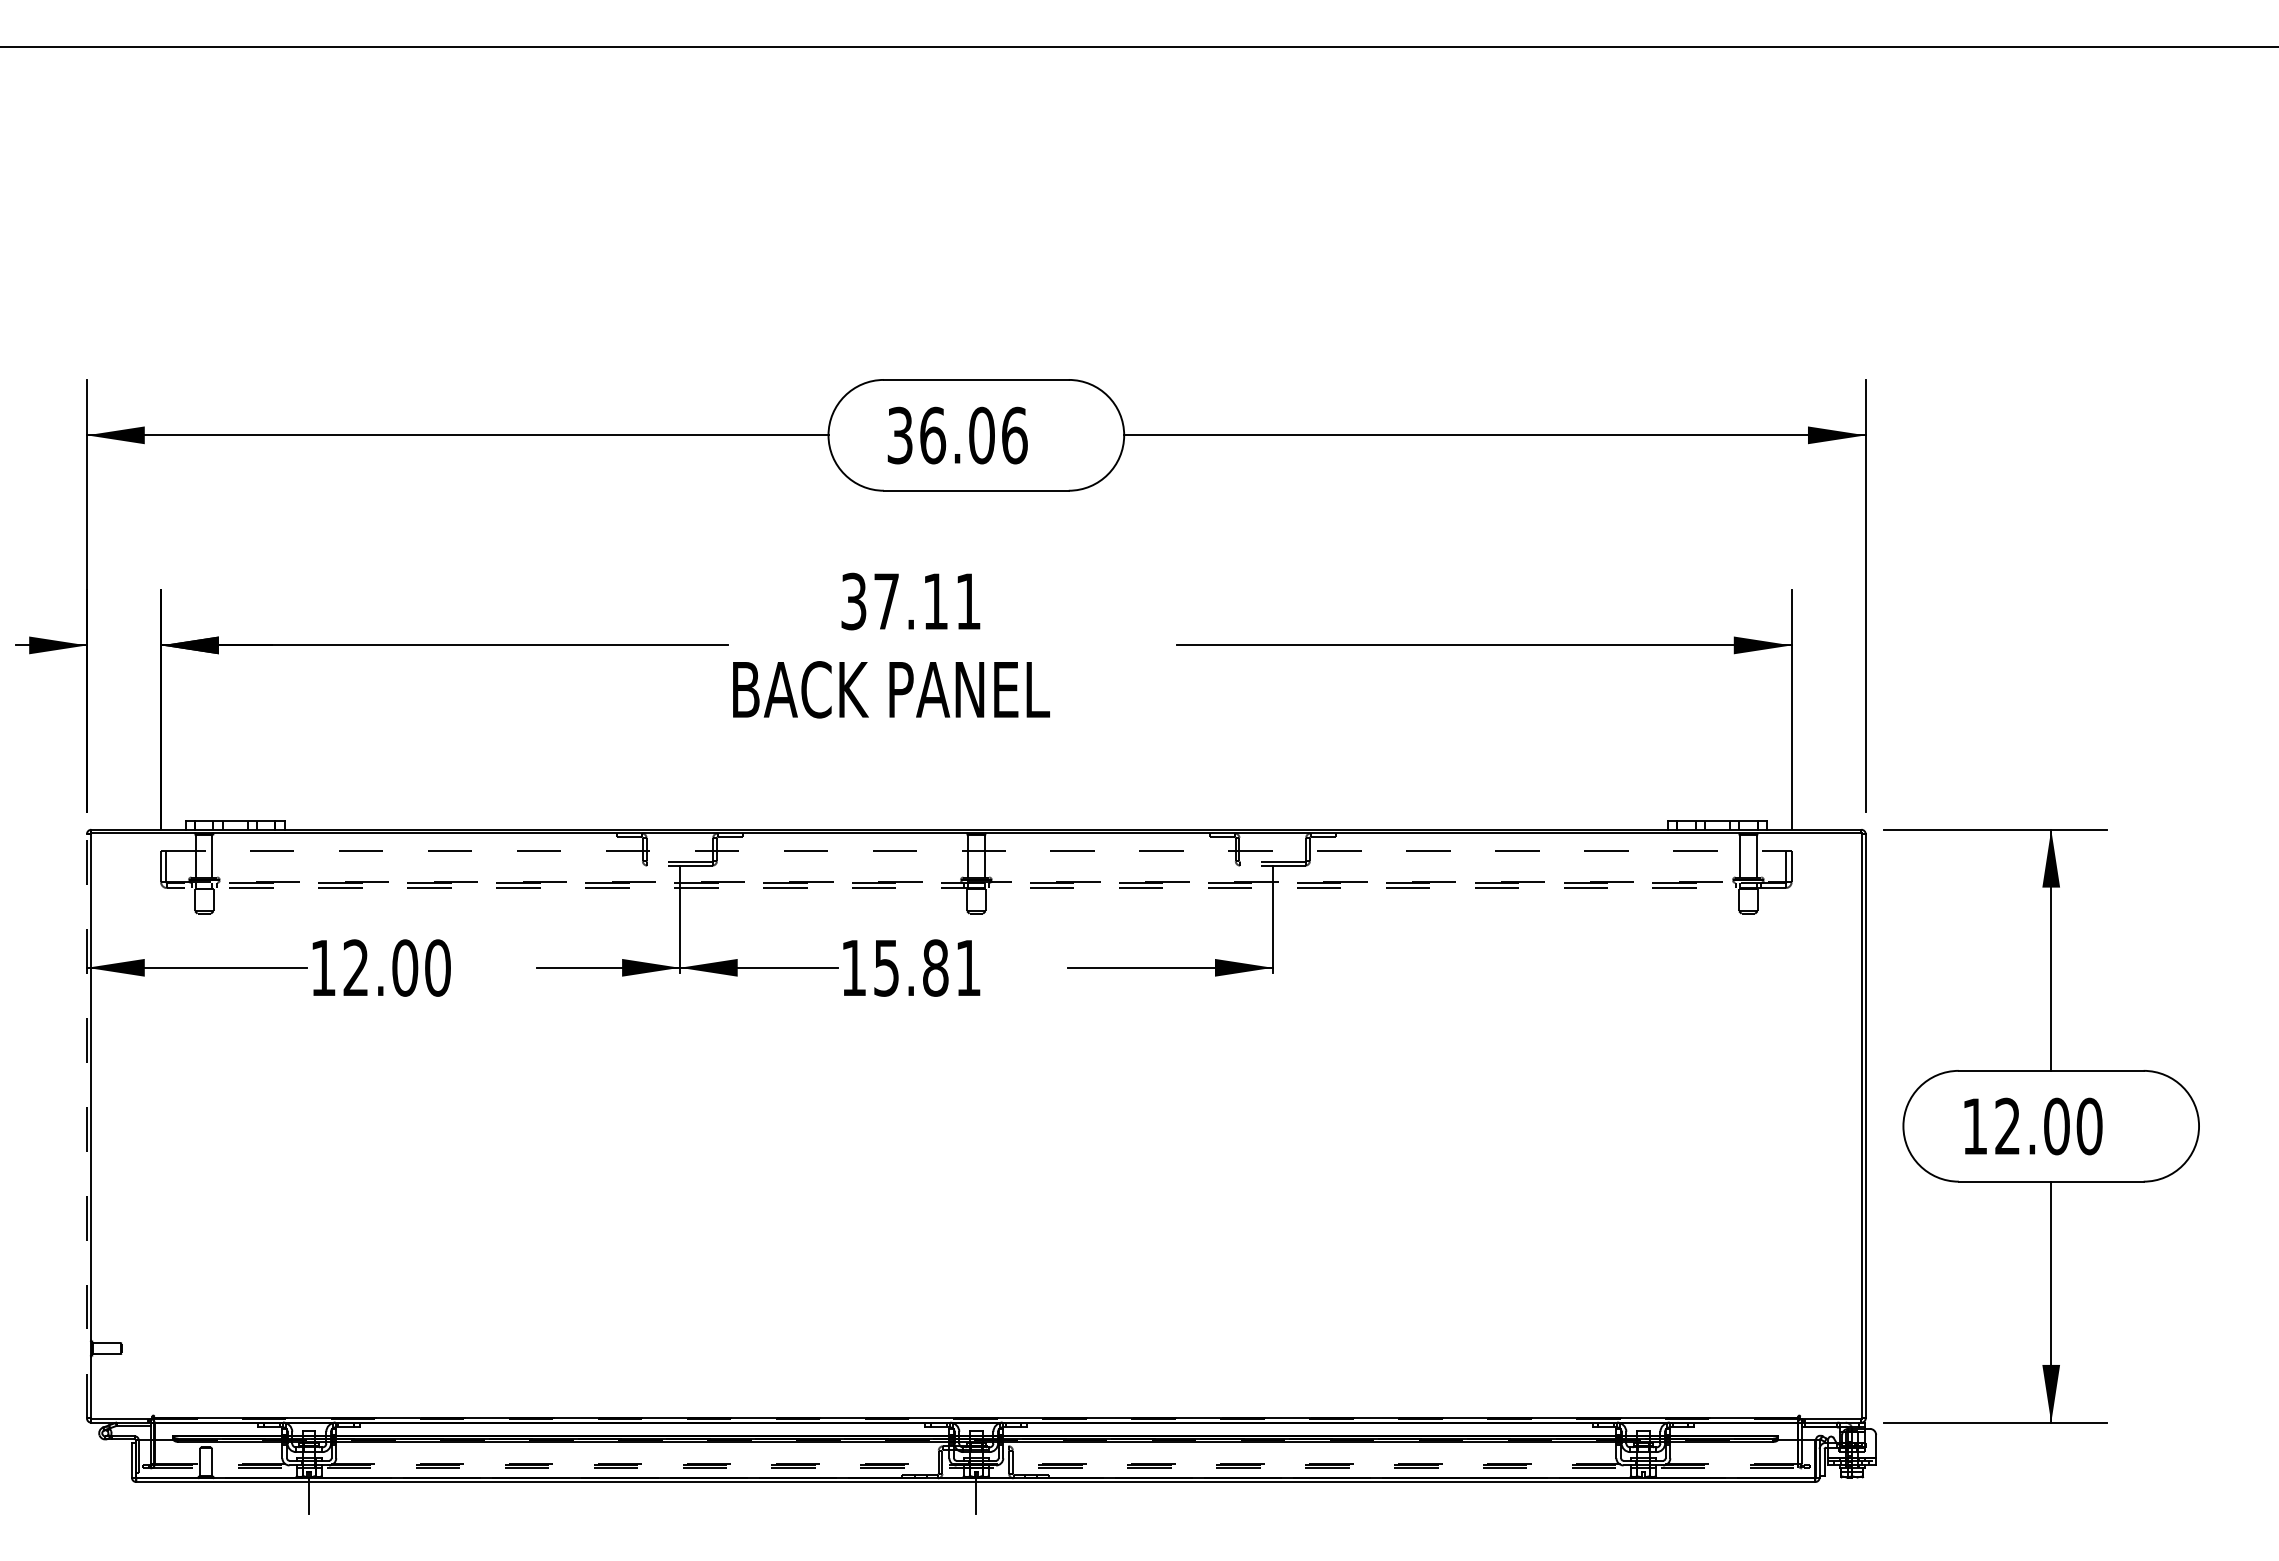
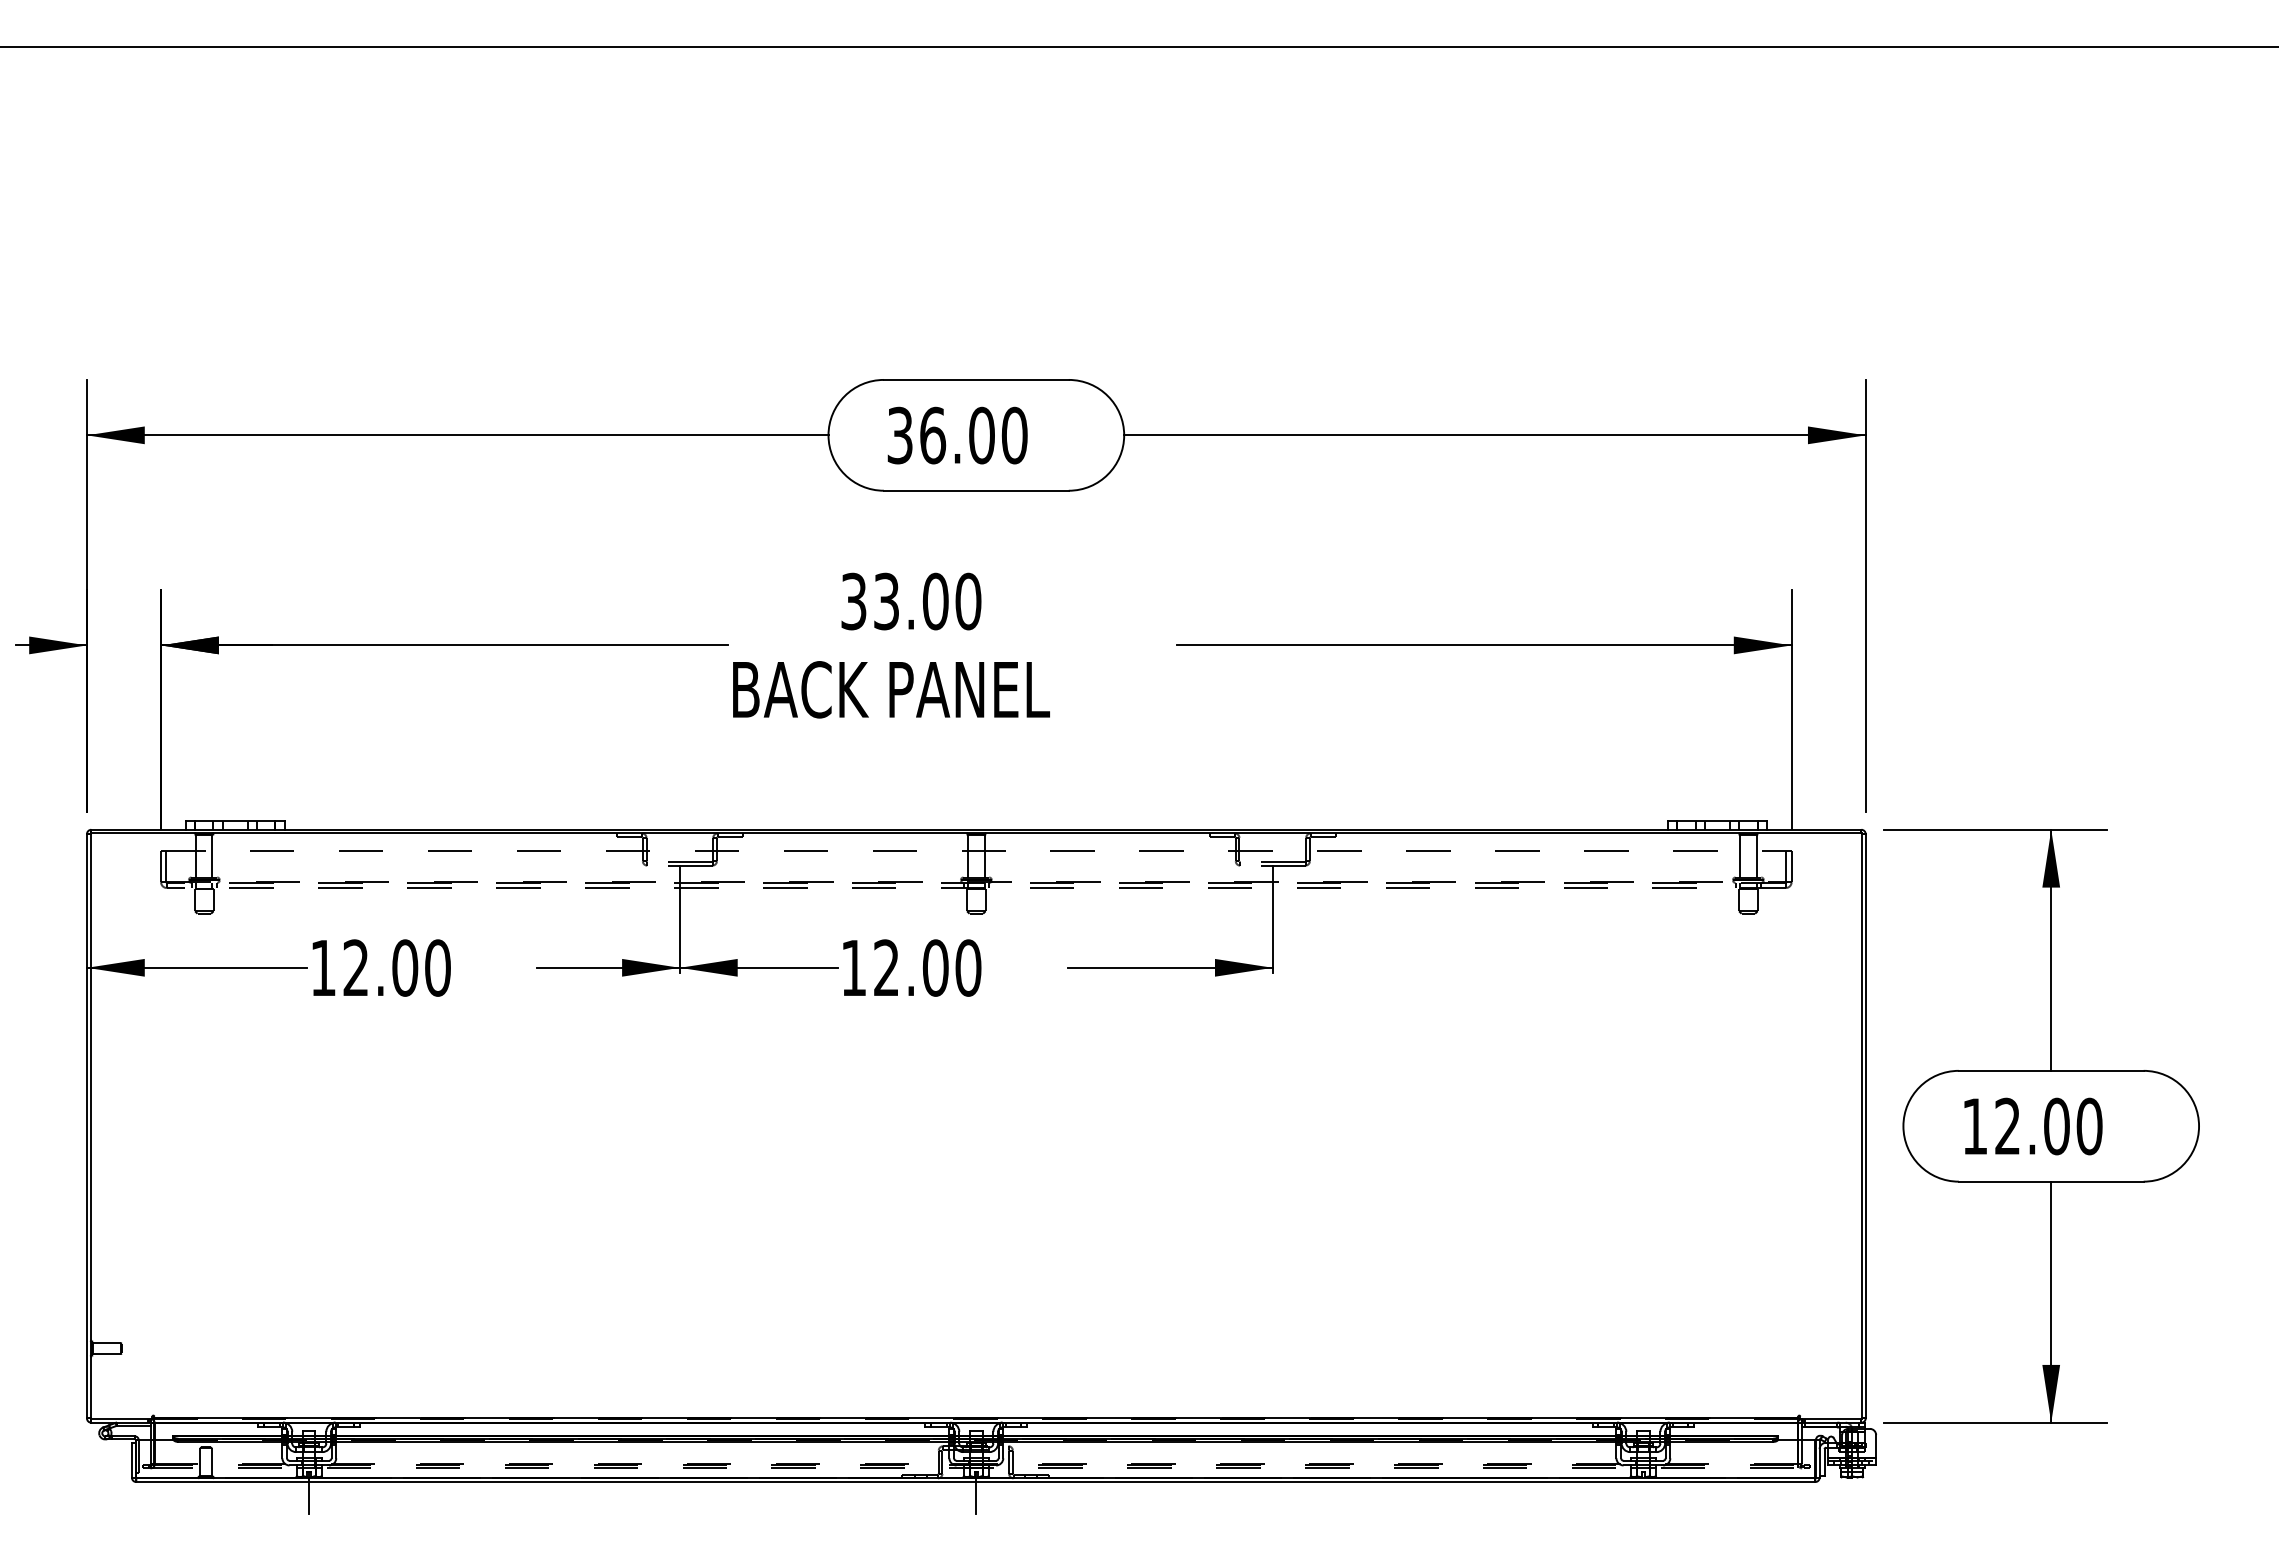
text: 36.06 -> 36.00 (1014, 435)
text: 37.11 -> 33.00 (927, 601)
text: 15.81 -> 12.00 (927, 967)
line: dashed -> solid (86, 1125)
